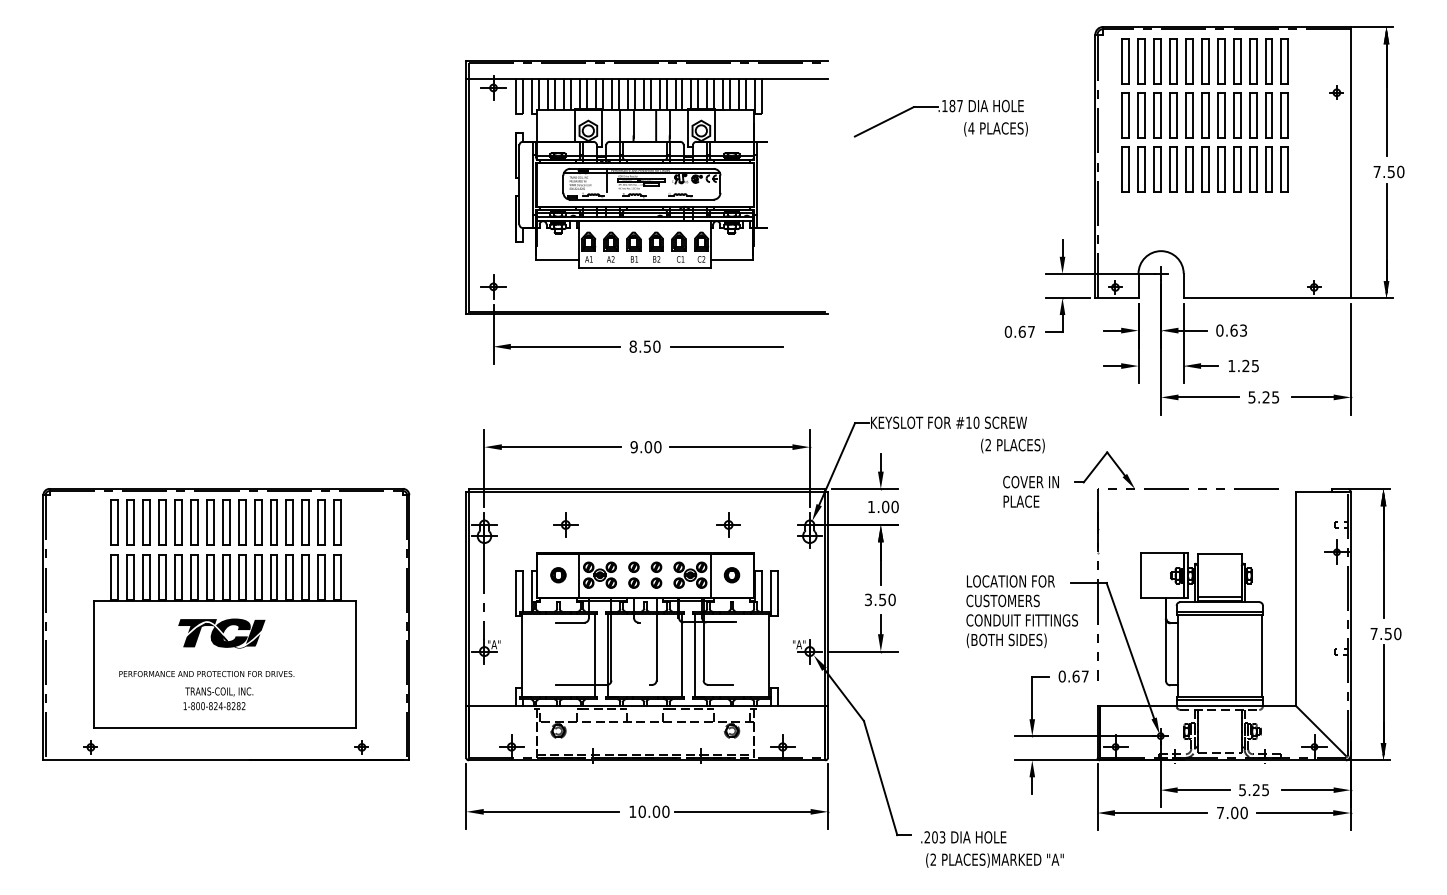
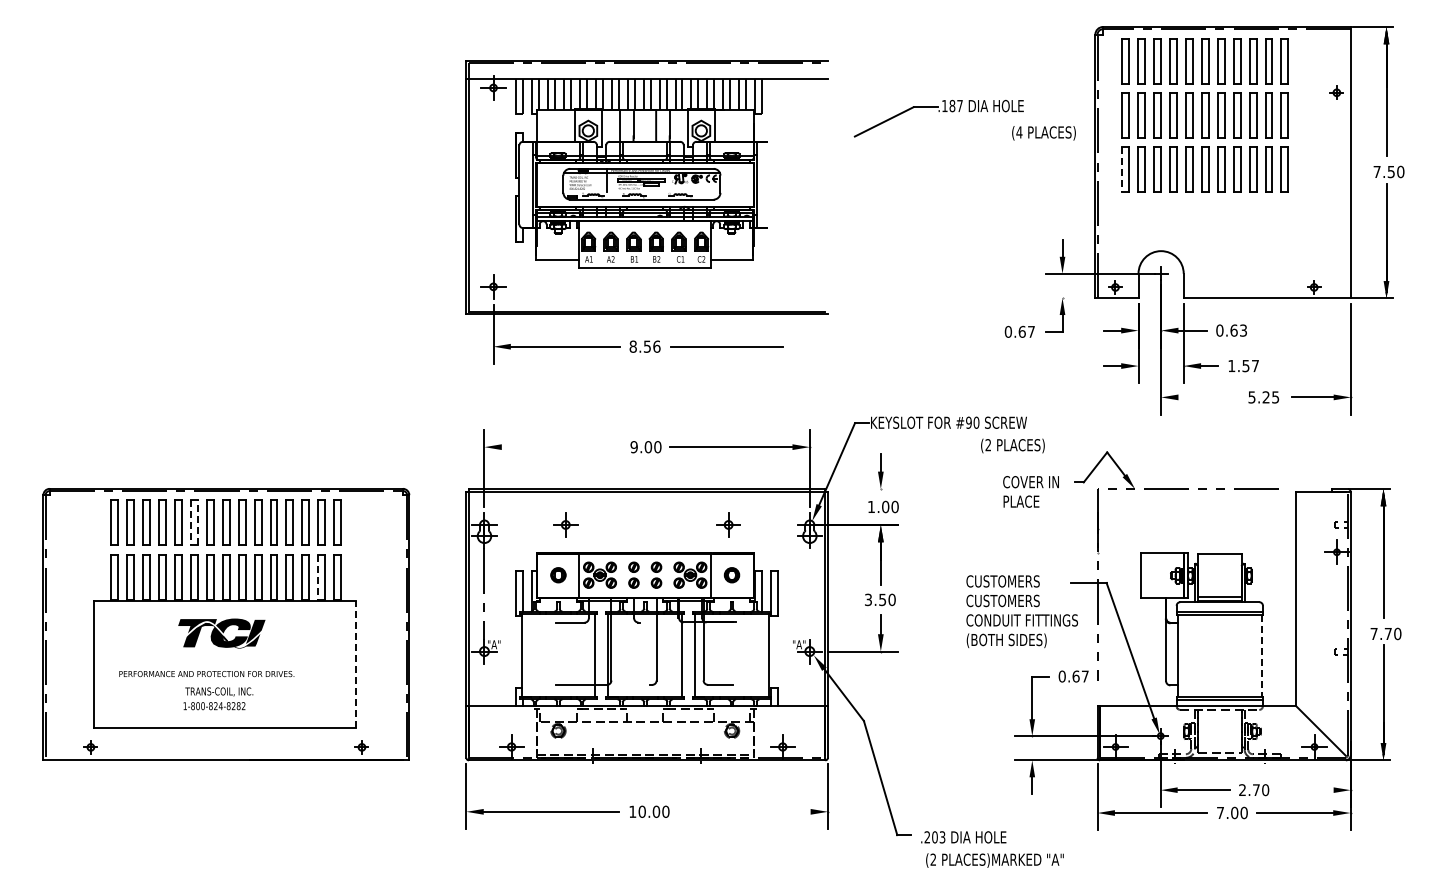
text position: (995, 129) -> (1043, 133) (1043, 133)
line: solid -> dashed (1122, 169)
line: present -> none (1067, 298)
text: 8.50 -> 8.56 (656, 346)
text: 1.25 -> 1.57 (1250, 365)
line: present -> none (1208, 397)
text: #10 -> #90 (968, 422)
line: present -> none (560, 447)
line: present -> none (864, 489)
line: solid -> dashed (191, 522)
line: solid -> dashed (197, 522)
line: solid -> dashed (318, 577)
text: LOCATION FOR -> CUSTOMERS (1010, 581)
text: 7.50 -> 7.70 (1387, 634)
line: solid -> dashed (1262, 656)
line: solid -> dashed (355, 664)
text: 5.25 -> 2.70 (1254, 790)
line: present -> none (1307, 790)
line: present -> none (742, 811)
